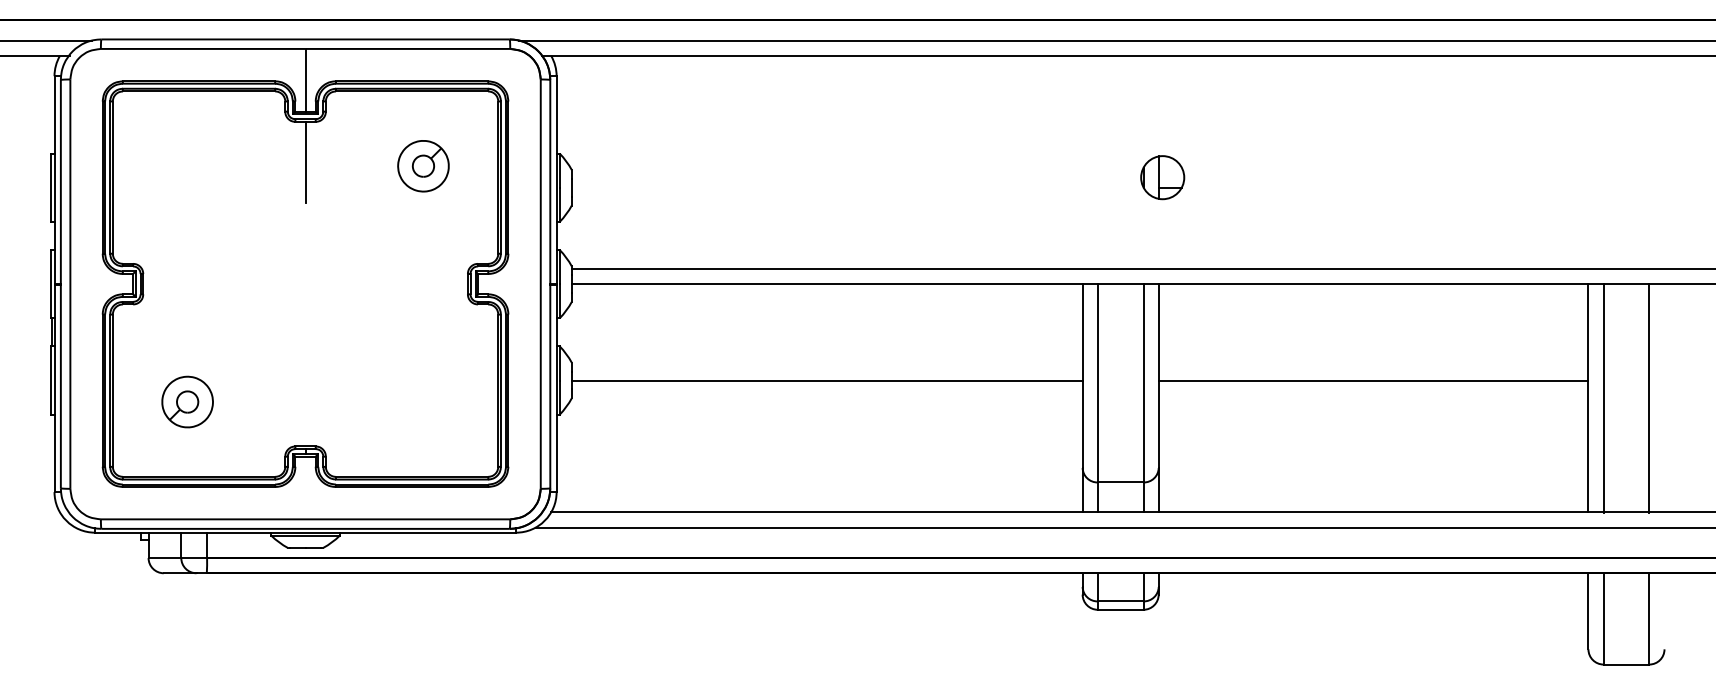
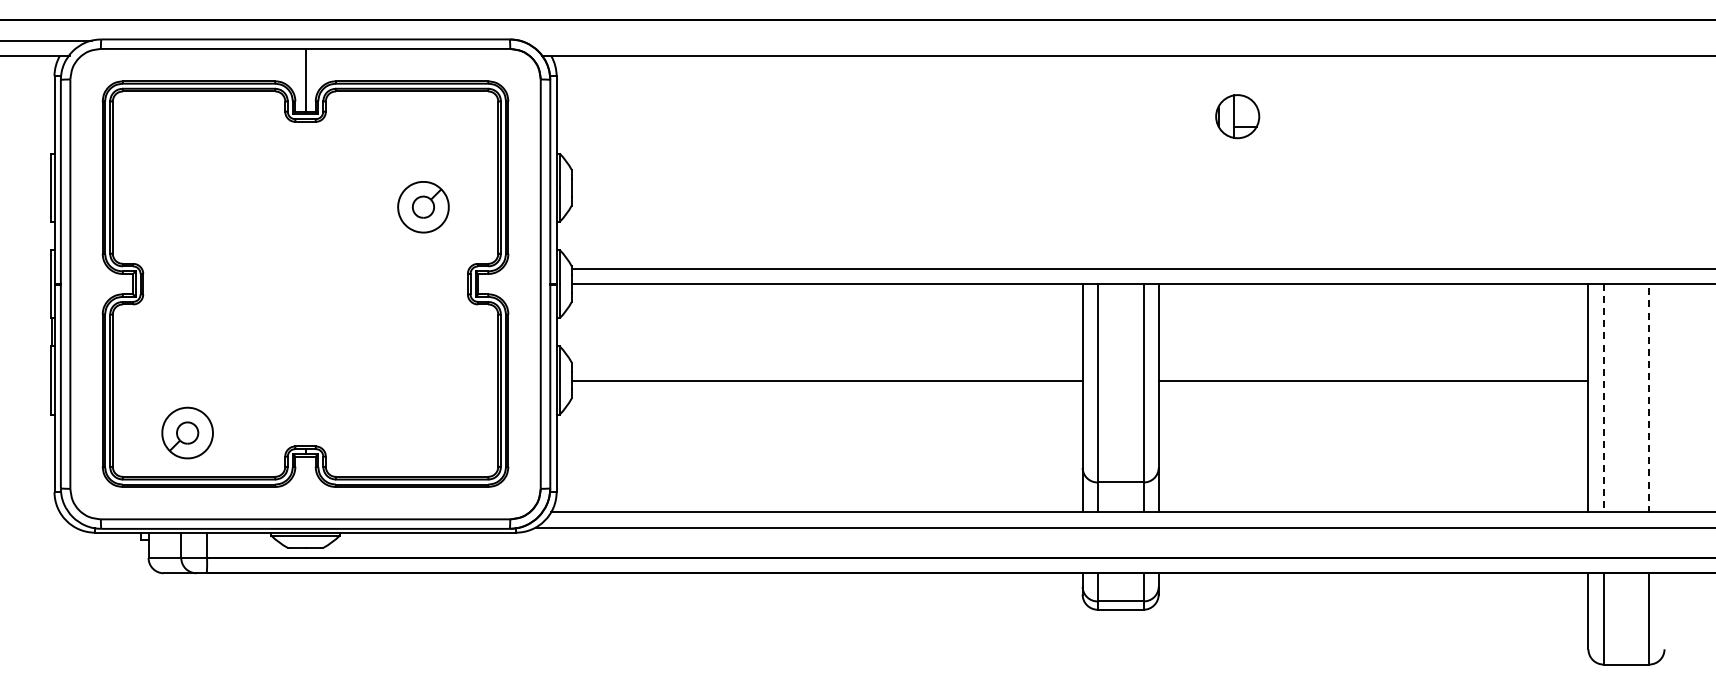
line: present -> none (1115, 40)
line: present -> none (305, 161)
part position: (423, 166) -> (423, 207) (423, 207)
part position: (1162, 177) -> (1237, 116) (1237, 116)
line: solid -> dashed (1649, 397)
line: solid -> dashed (1603, 398)
part position: (187, 401) -> (187, 432) (187, 432)
